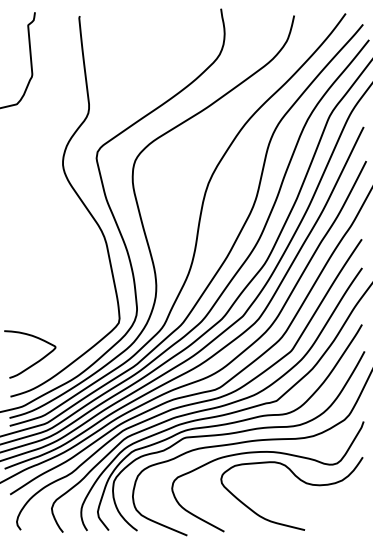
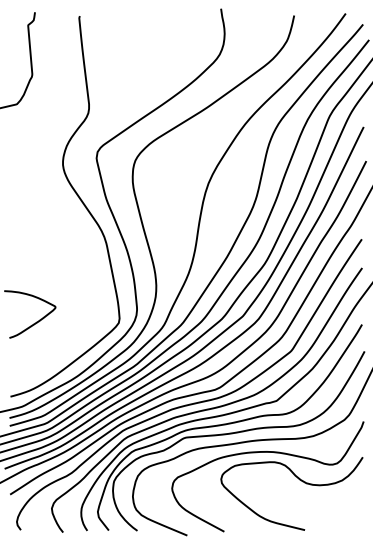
curve position: (36, 361) -> (36, 321) (36, 321)
